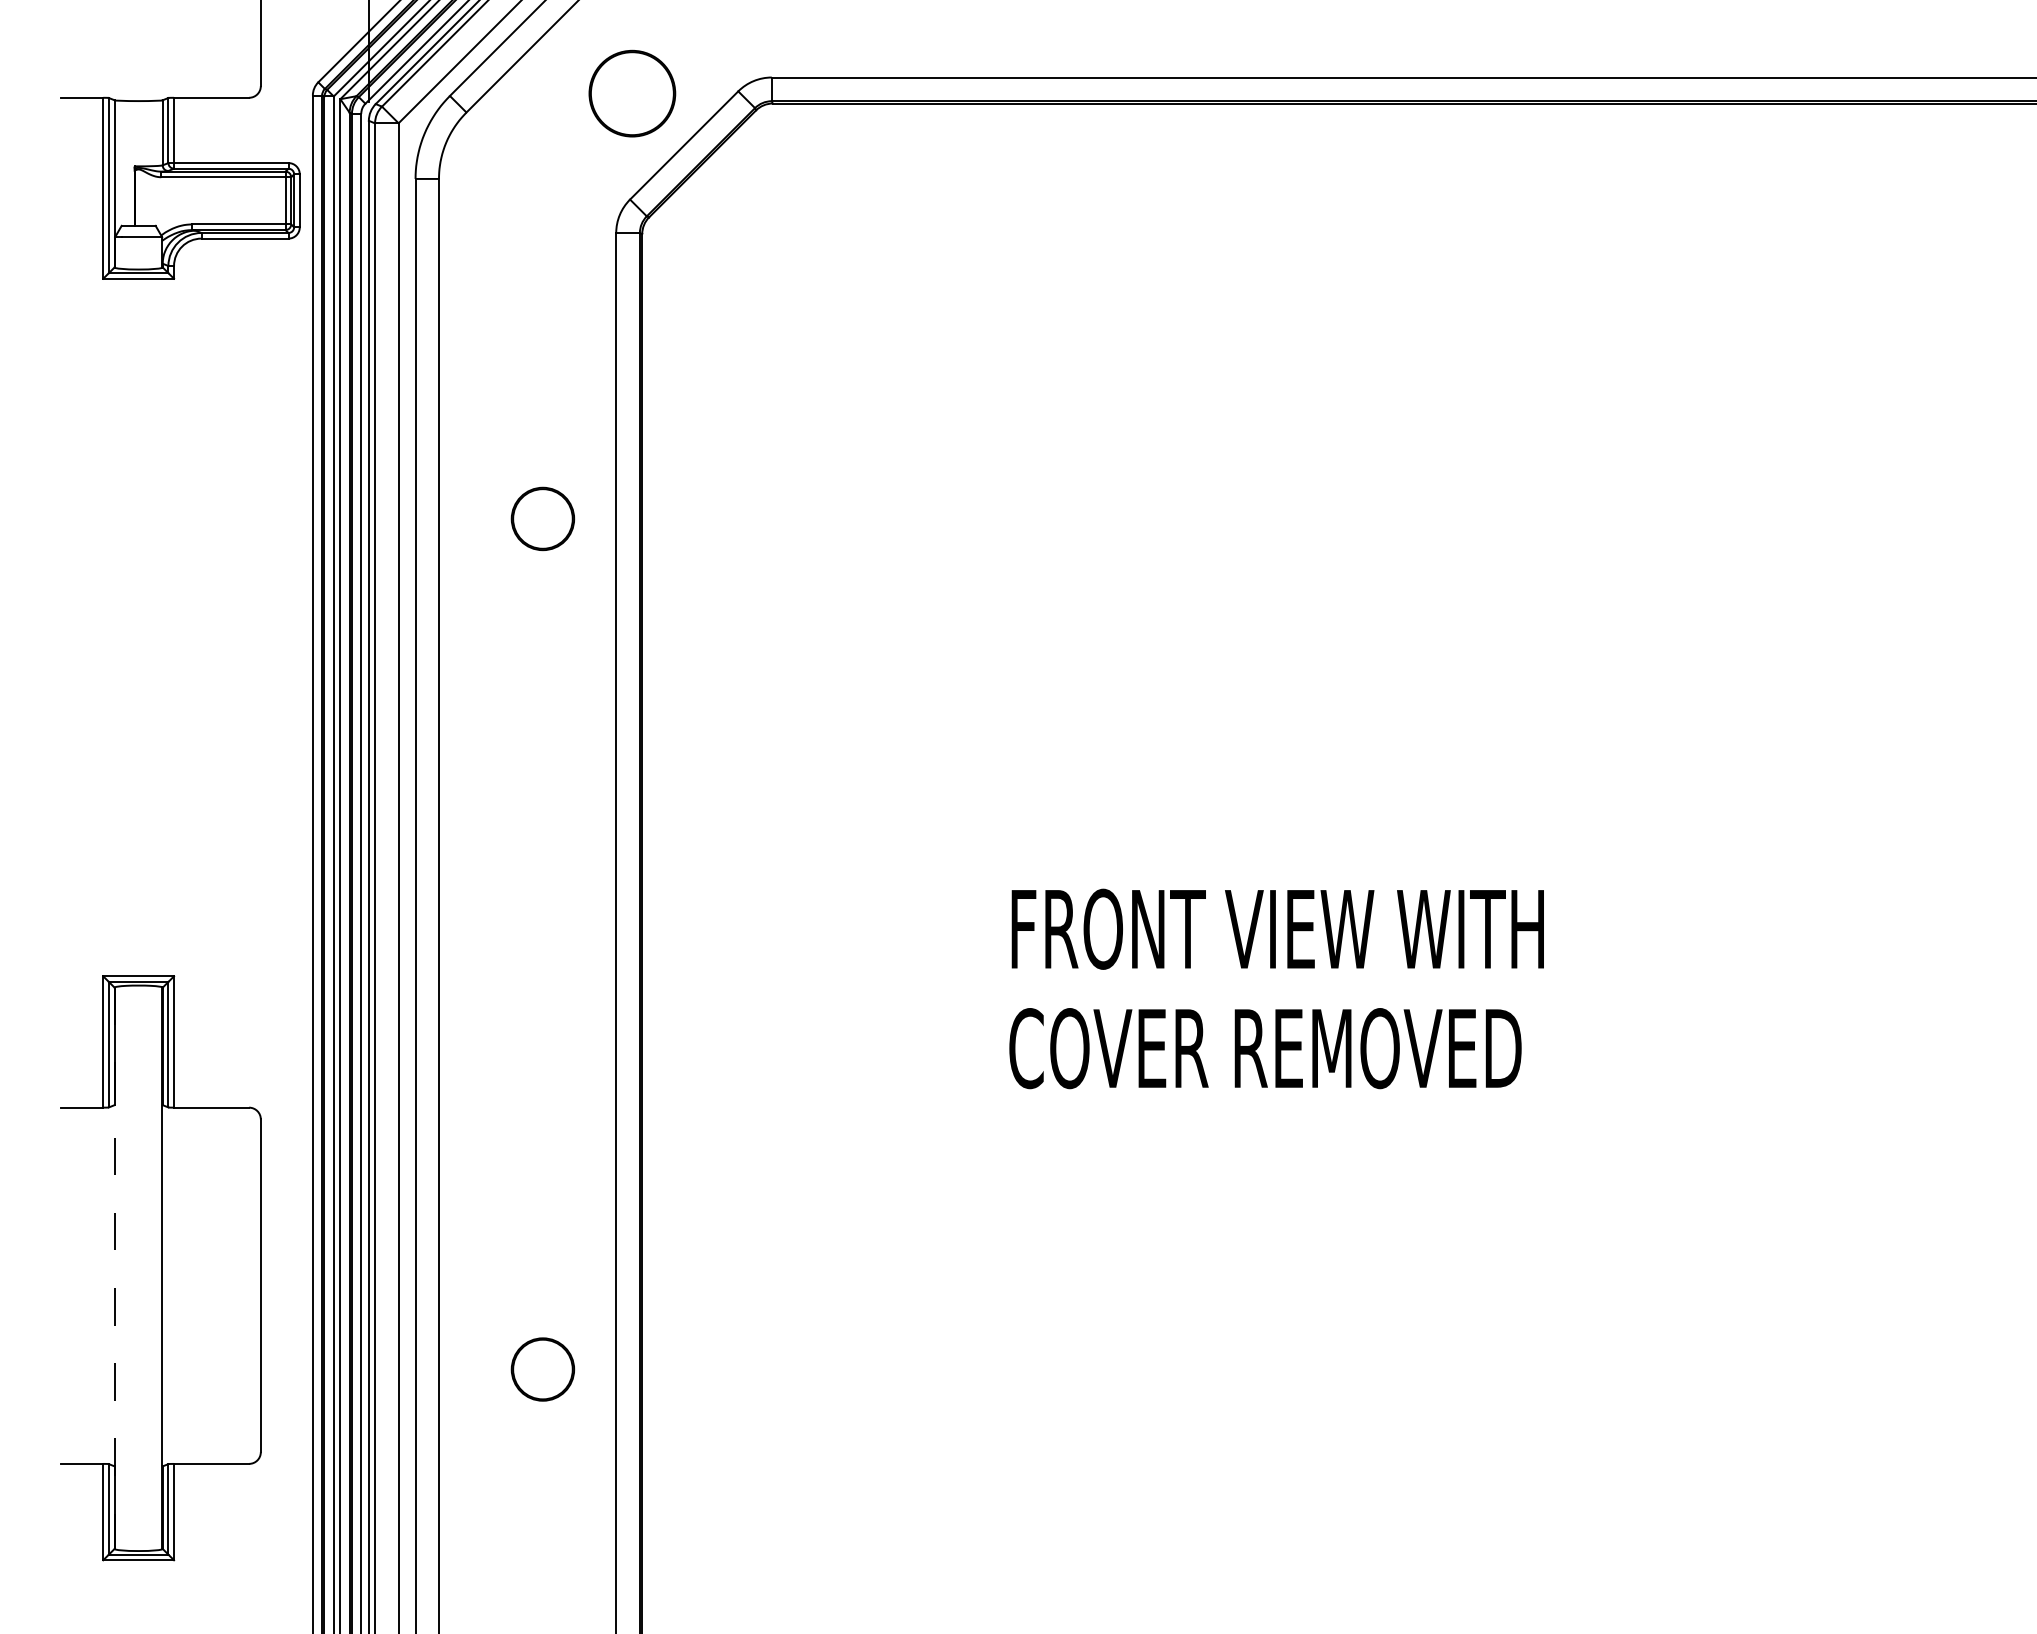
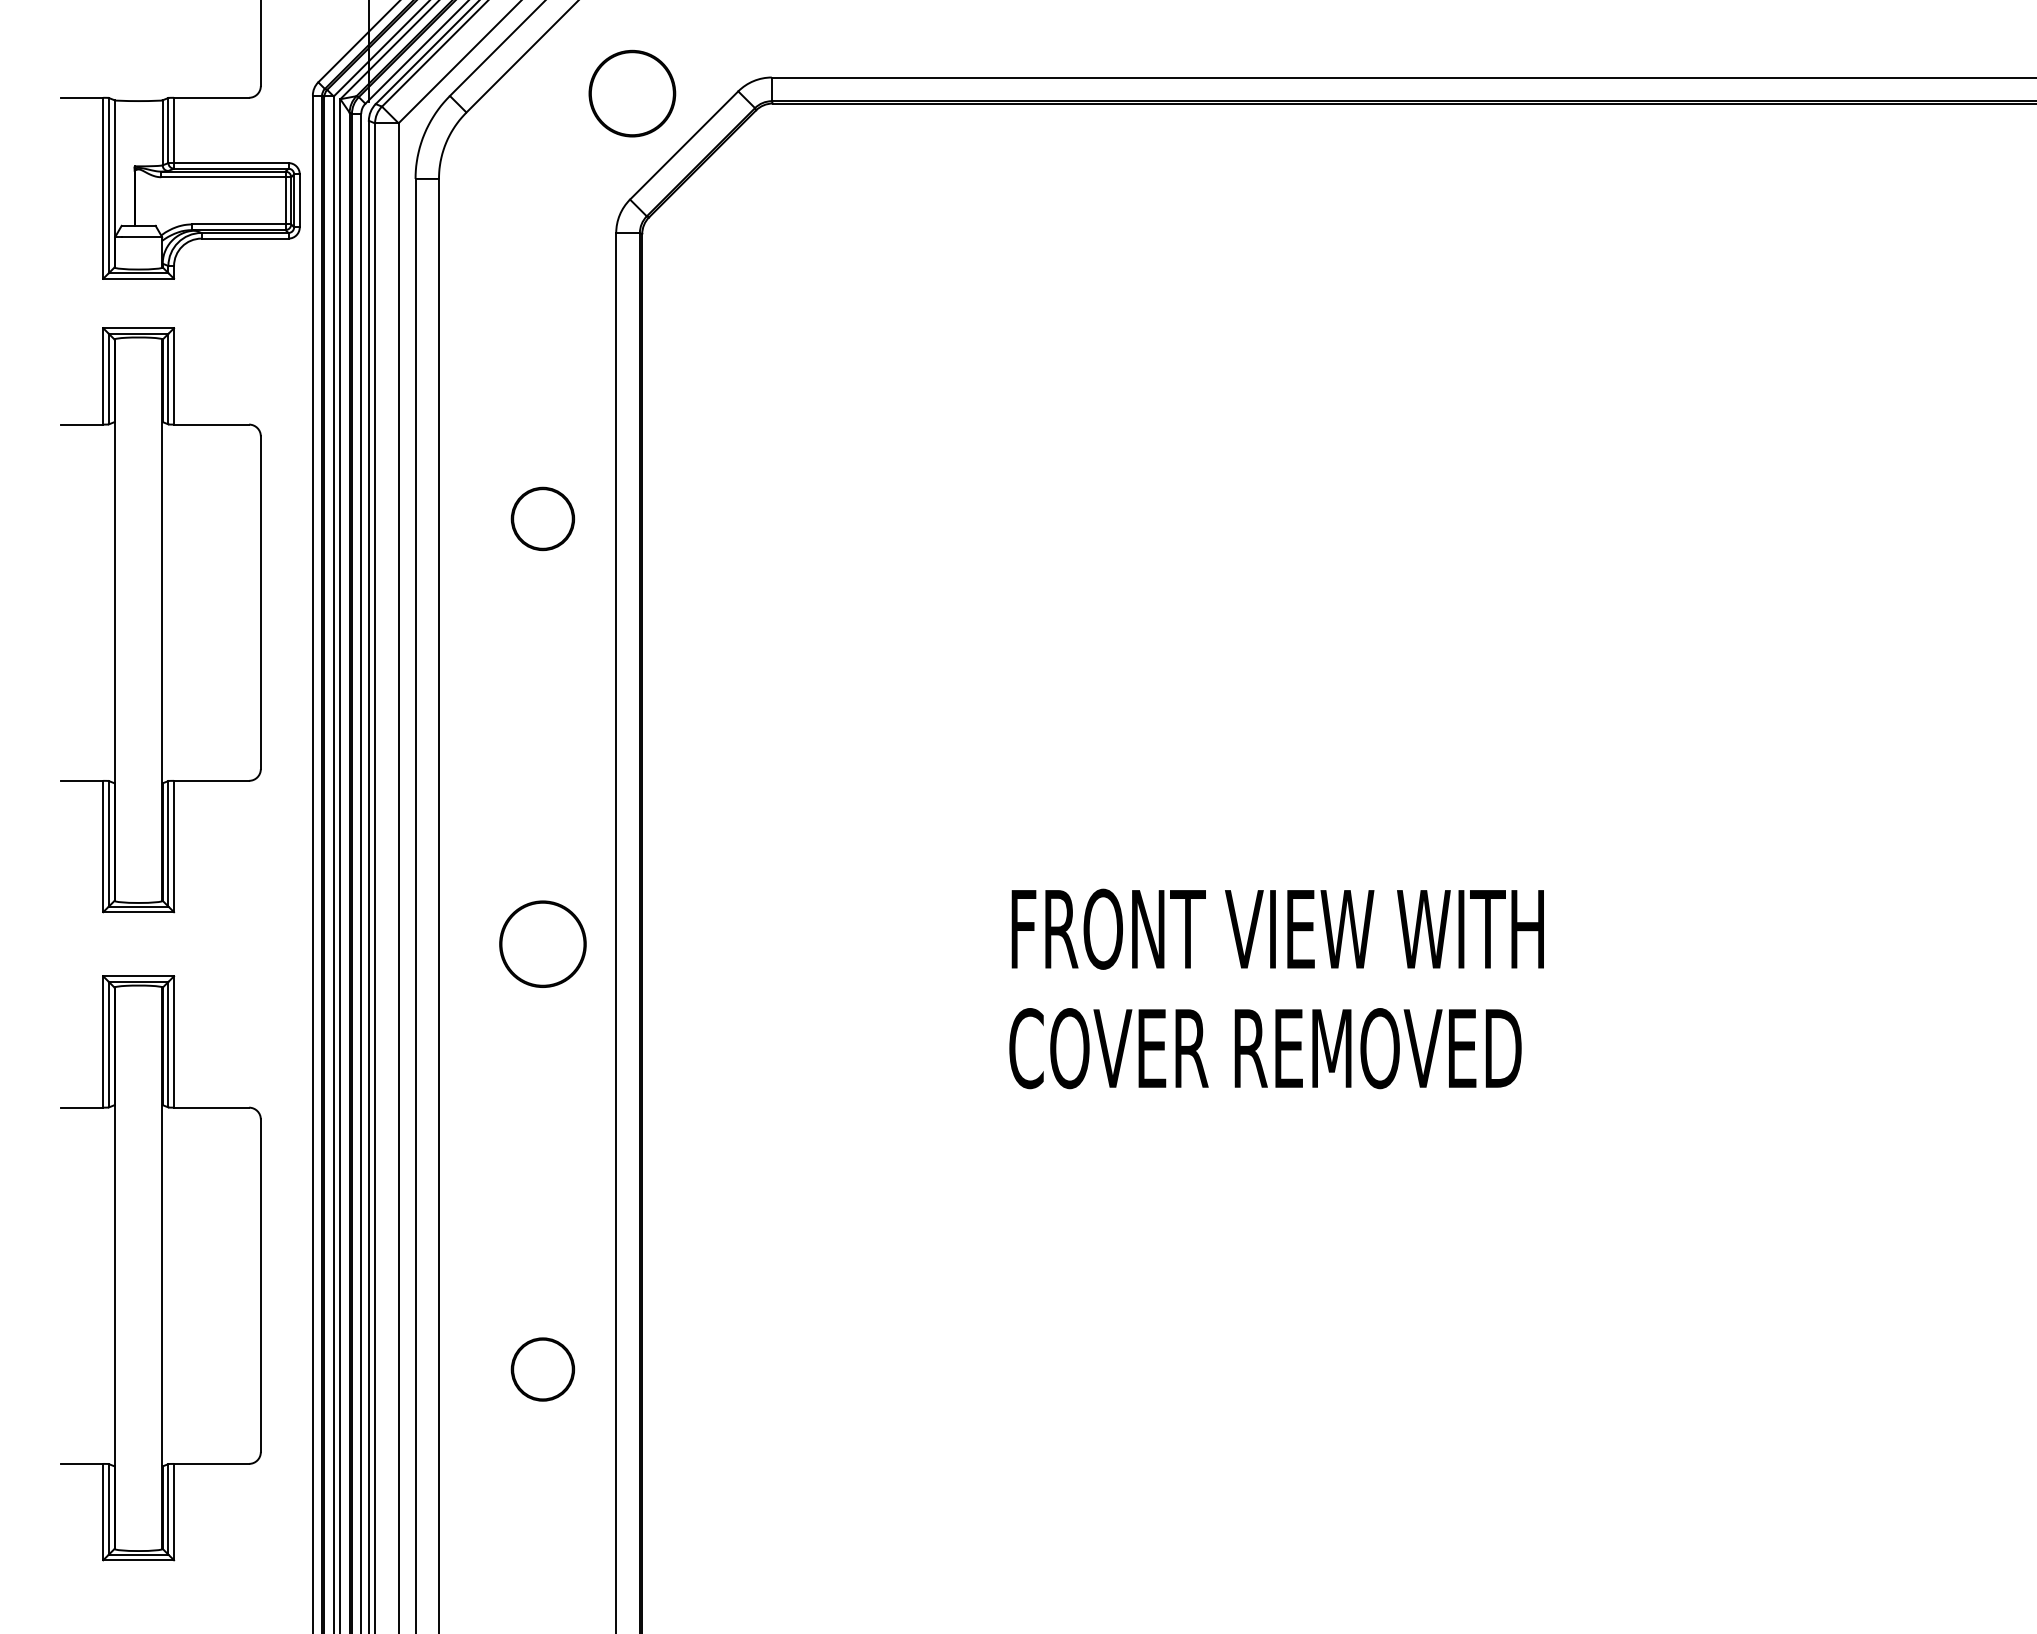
part: none -> present (160, 620)
circle: none -> present (542, 943)
line: dashed -> solid (115, 1268)
